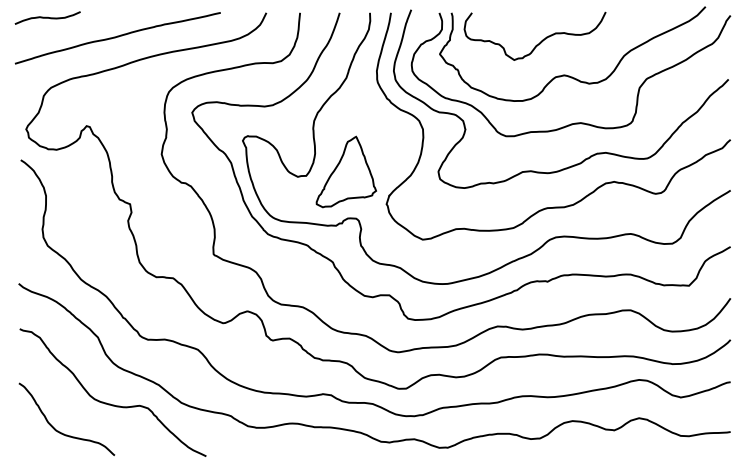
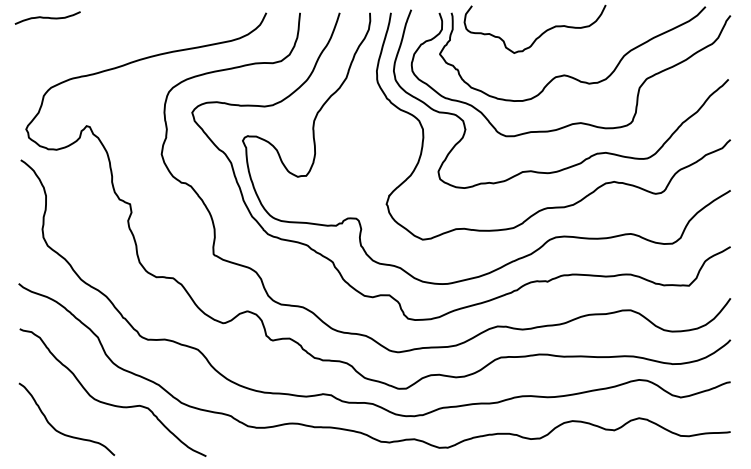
curve: present -> none (117, 37)
curve position: (540, 41) -> (540, 34) (540, 34)
part: present -> none (345, 171)
